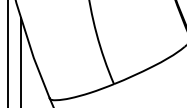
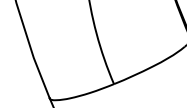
line: present -> none (8, 53)
line: present -> none (21, 61)
